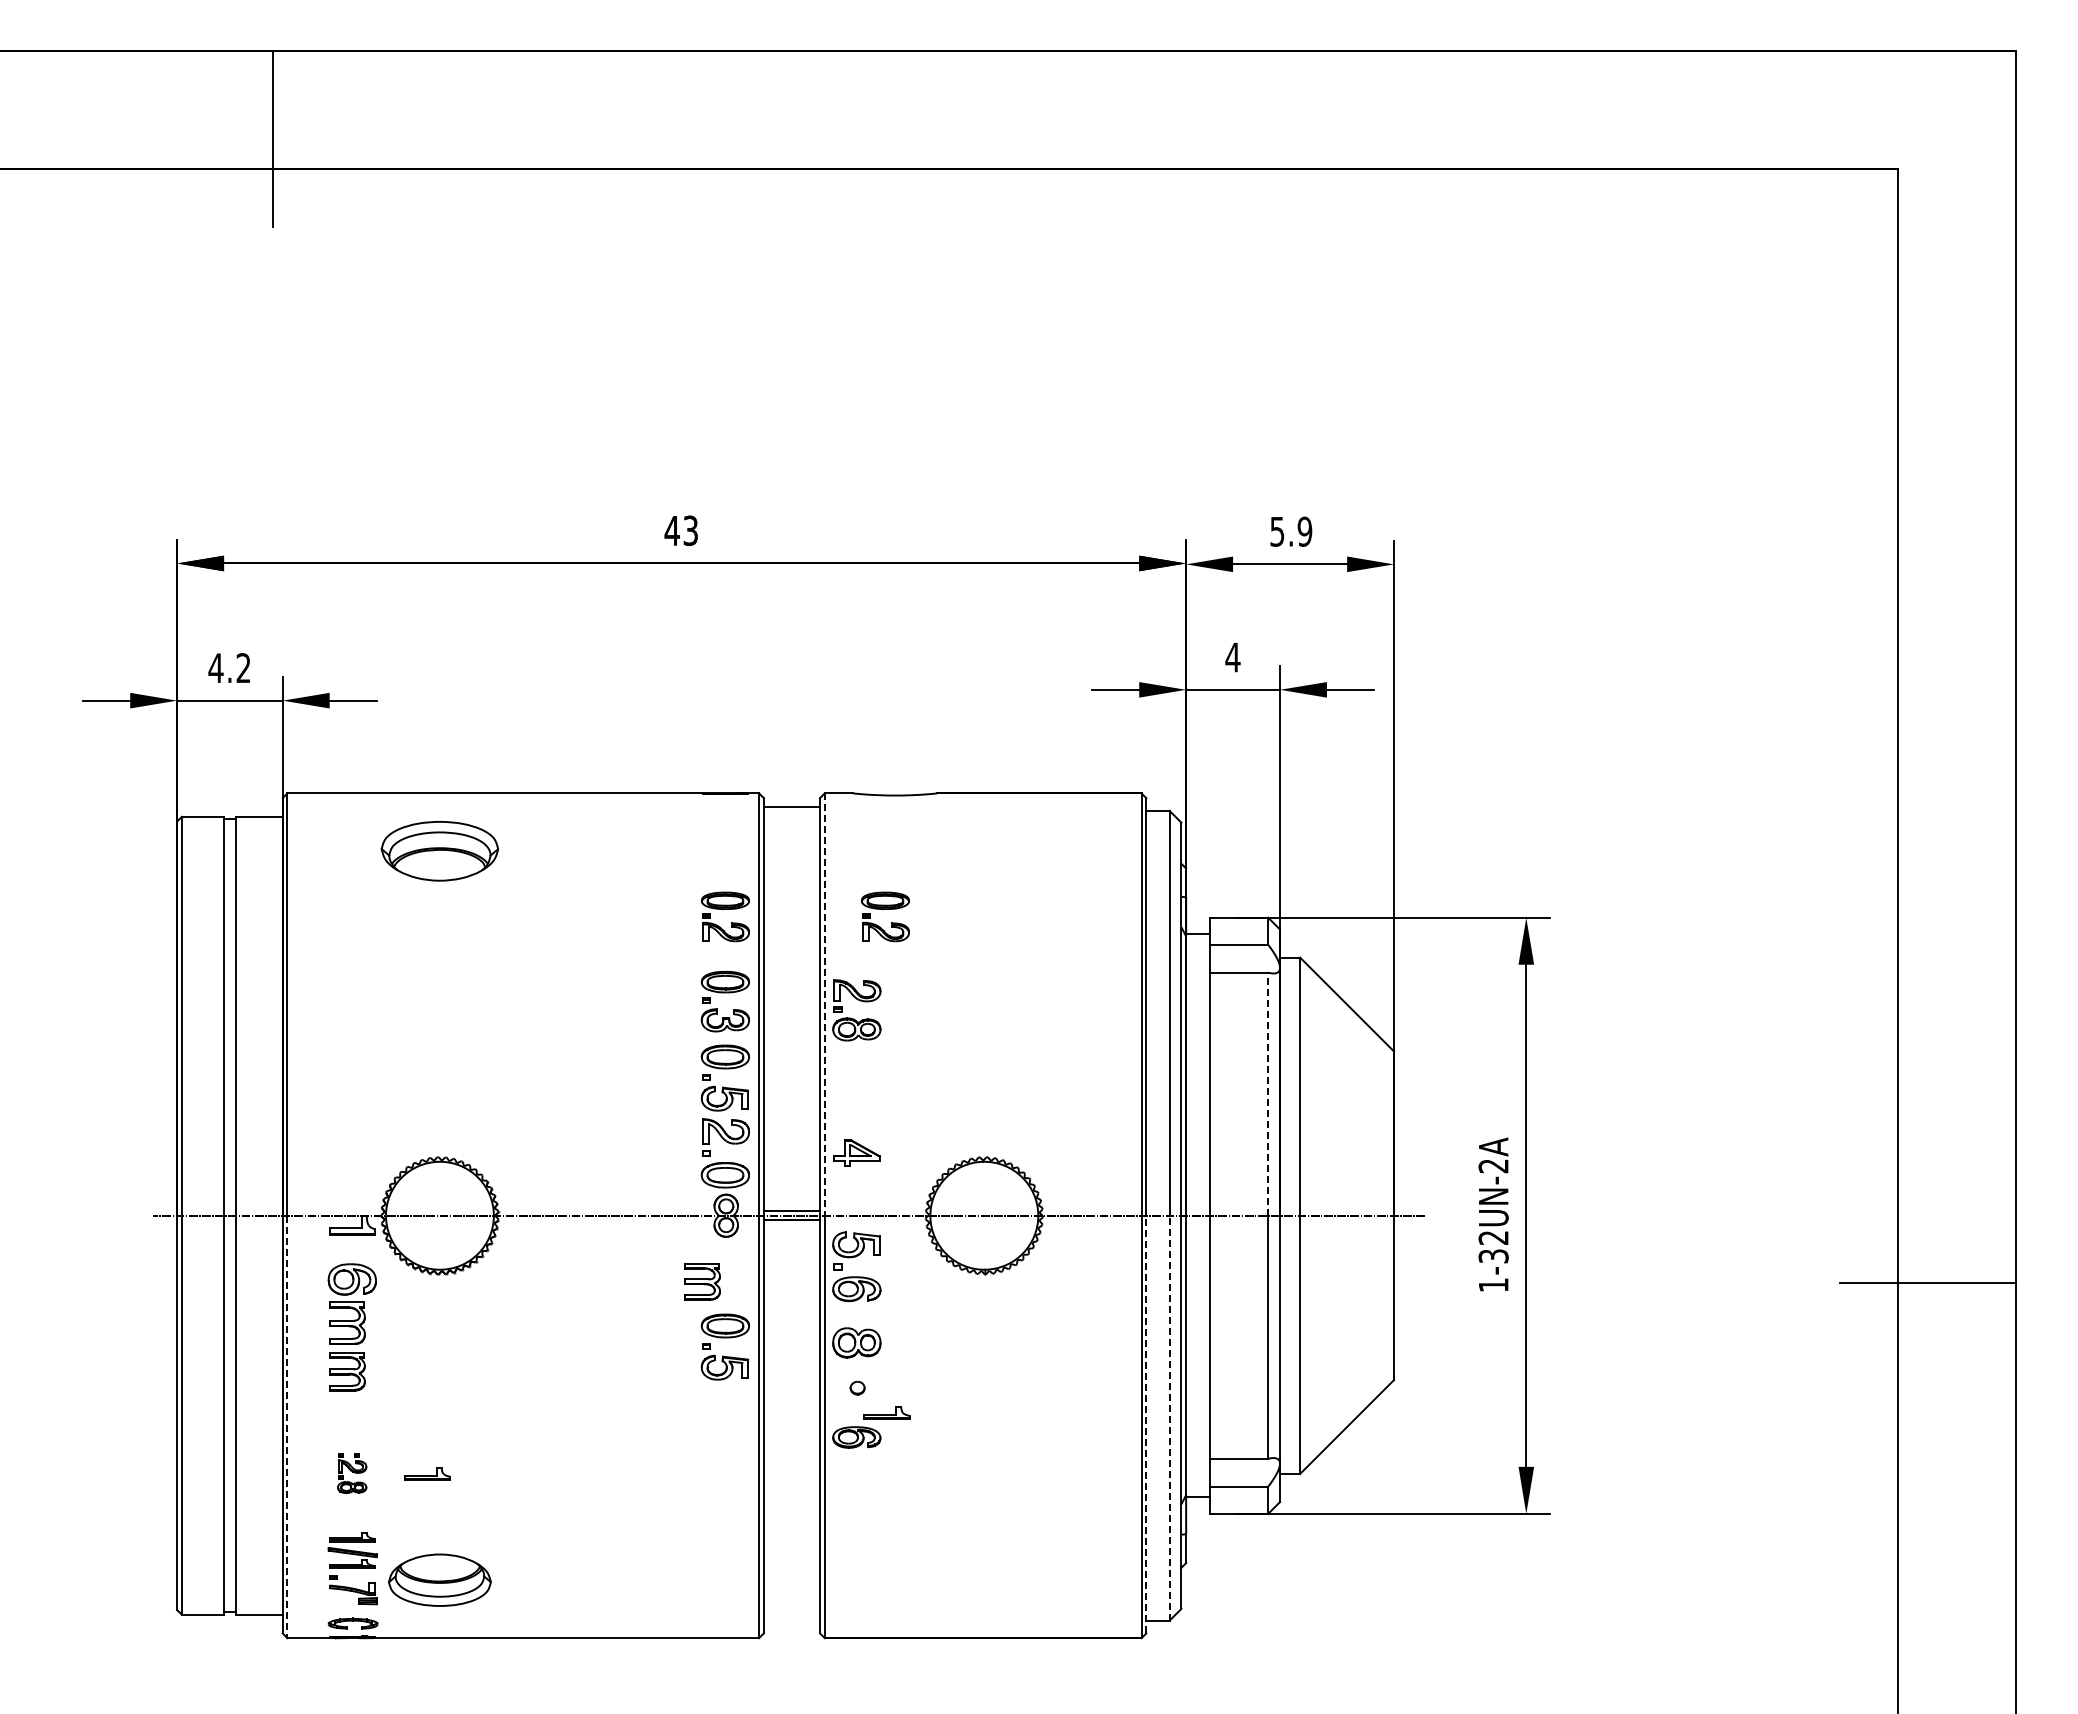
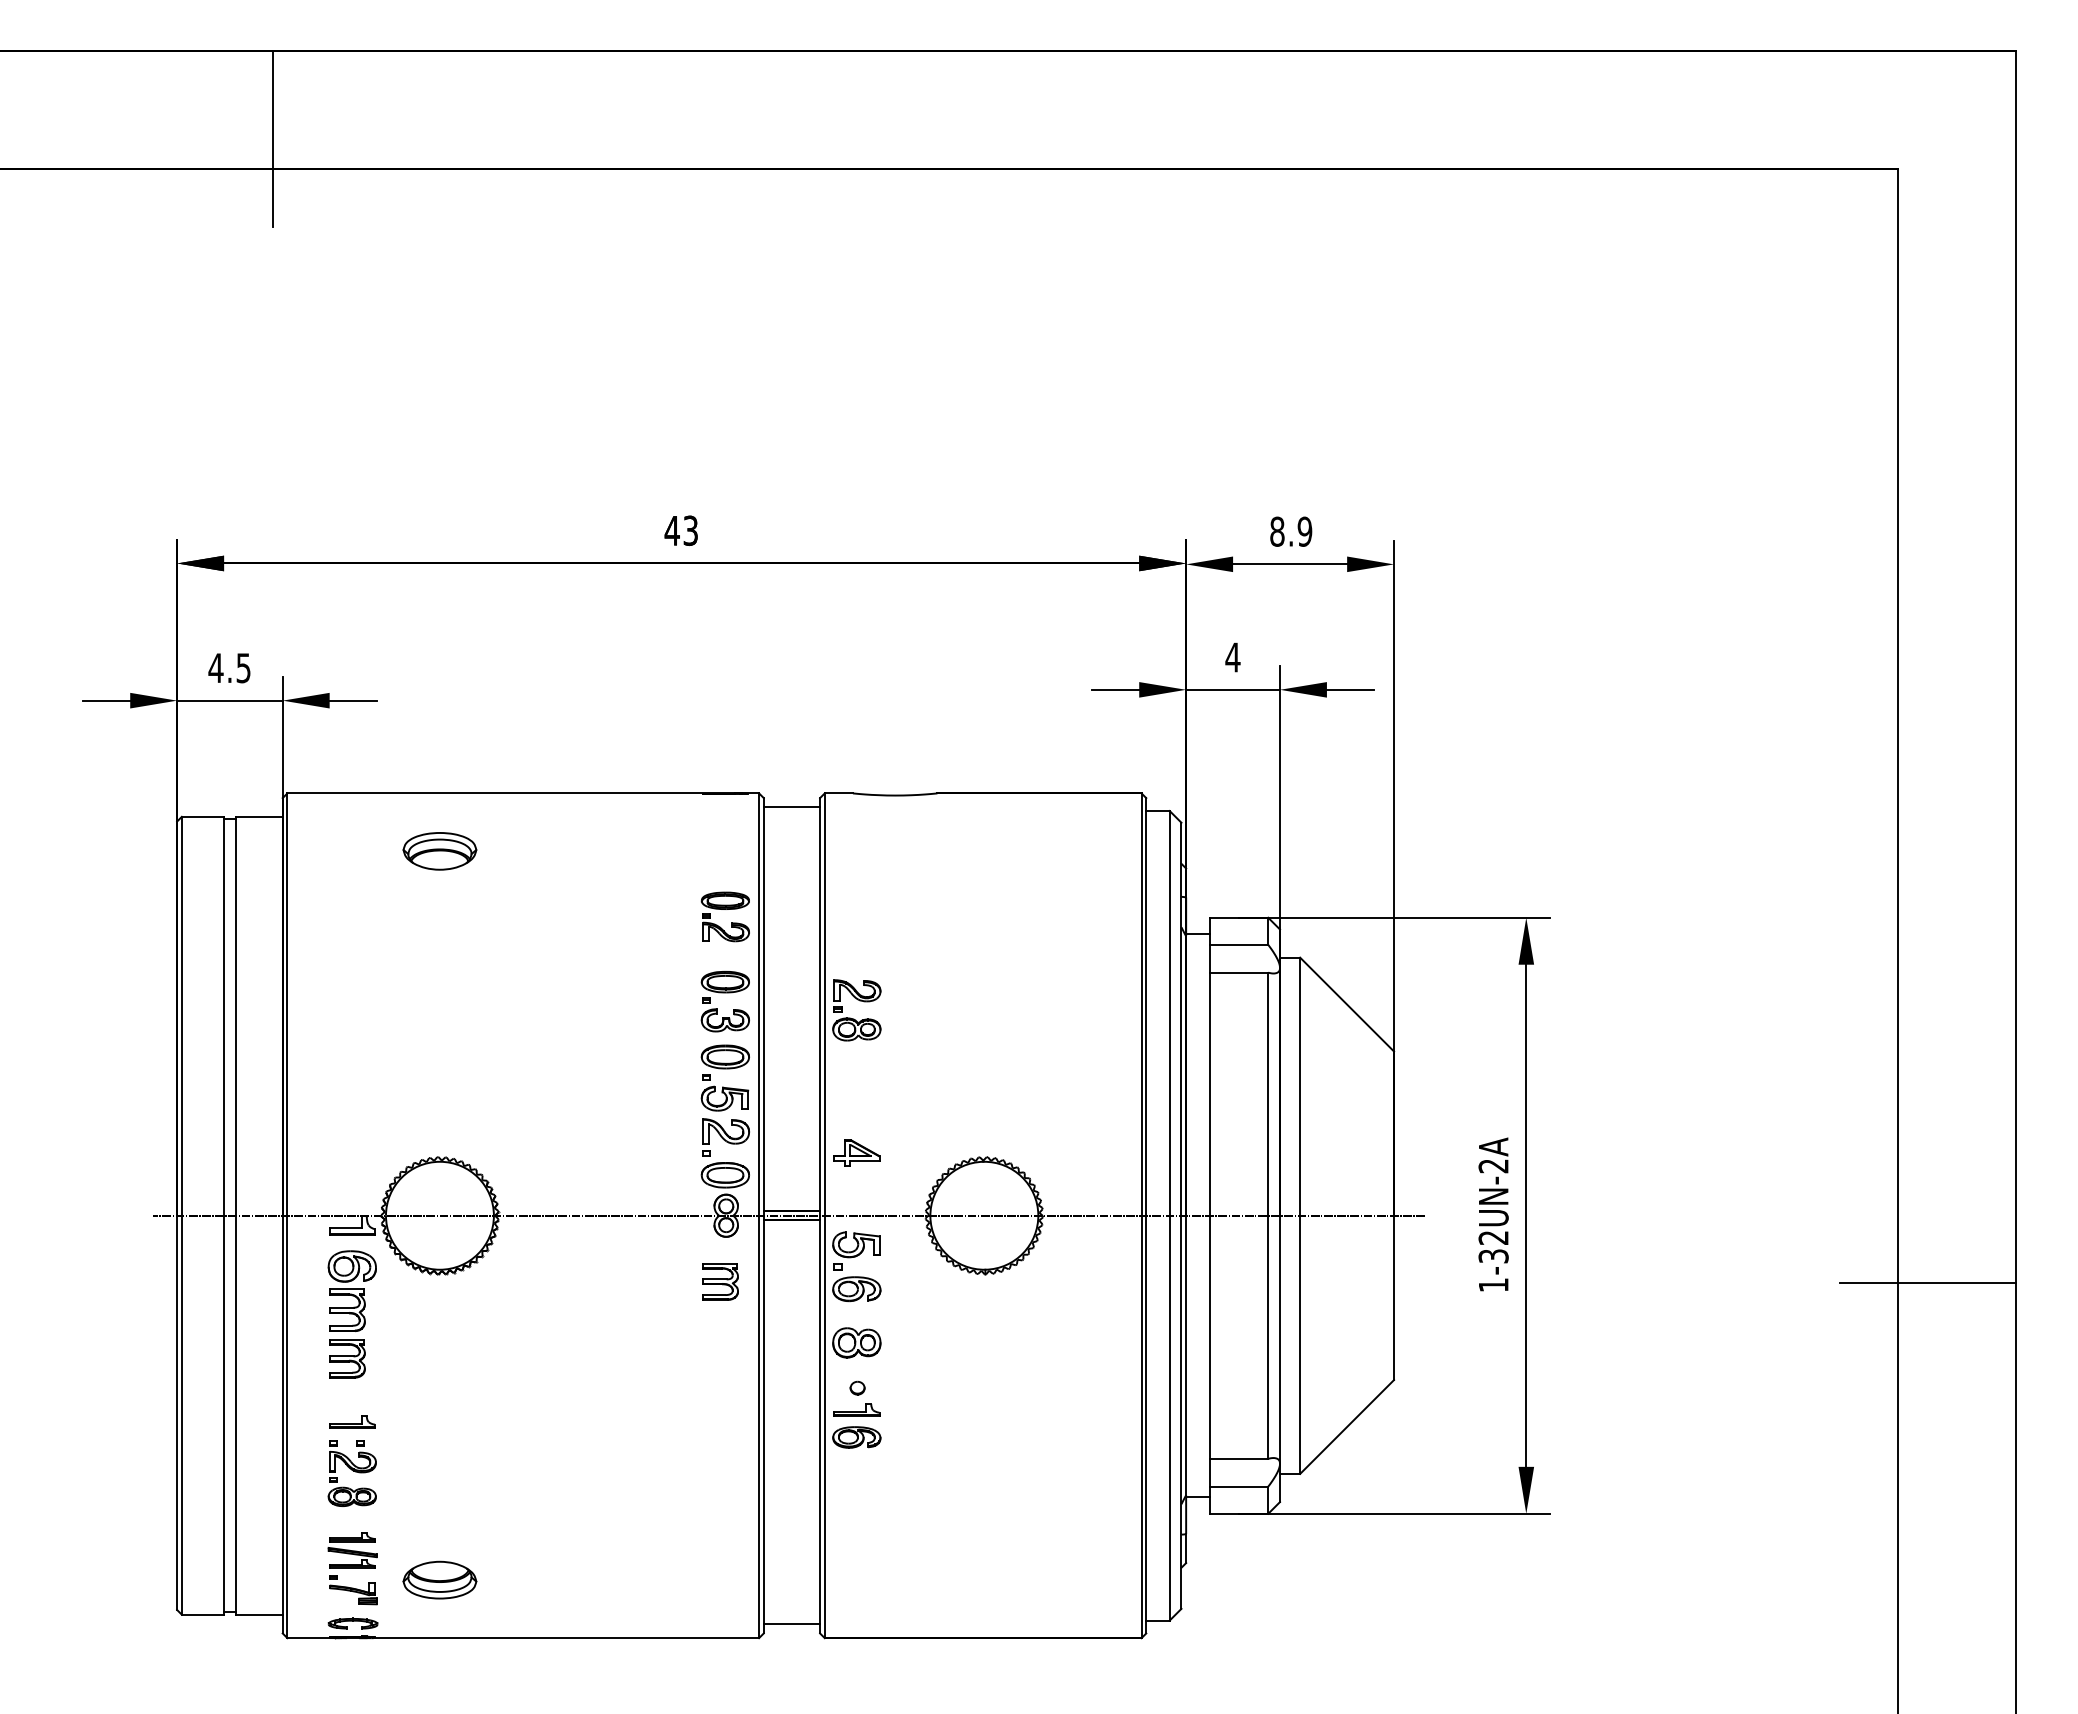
text: 5.9 -> 8.9 (1277, 531)
text: 4.2 -> 4.5 (243, 668)
part size: 120x61 px -> 76x39 px (439, 851)
part: present -> none (884, 909)
line: dashed -> solid (824, 1005)
line: dashed -> solid (1268, 1094)
part position: (702, 1281) -> (720, 1281) (720, 1281)
part position: (351, 1327) -> (351, 1314) (351, 1314)
part: present -> none (724, 1338)
part position: (886, 1412) -> (856, 1409) (856, 1409)
line: dashed -> solid (1169, 1417)
line: dashed -> solid (1146, 1424)
line: dashed -> solid (287, 1427)
part size: 31x41 px -> 50x67 px (351, 1473)
part position: (427, 1473) -> (352, 1421) (352, 1421)
part size: 104x54 px -> 76x40 px (439, 1579)
line: none -> present (791, 1624)
